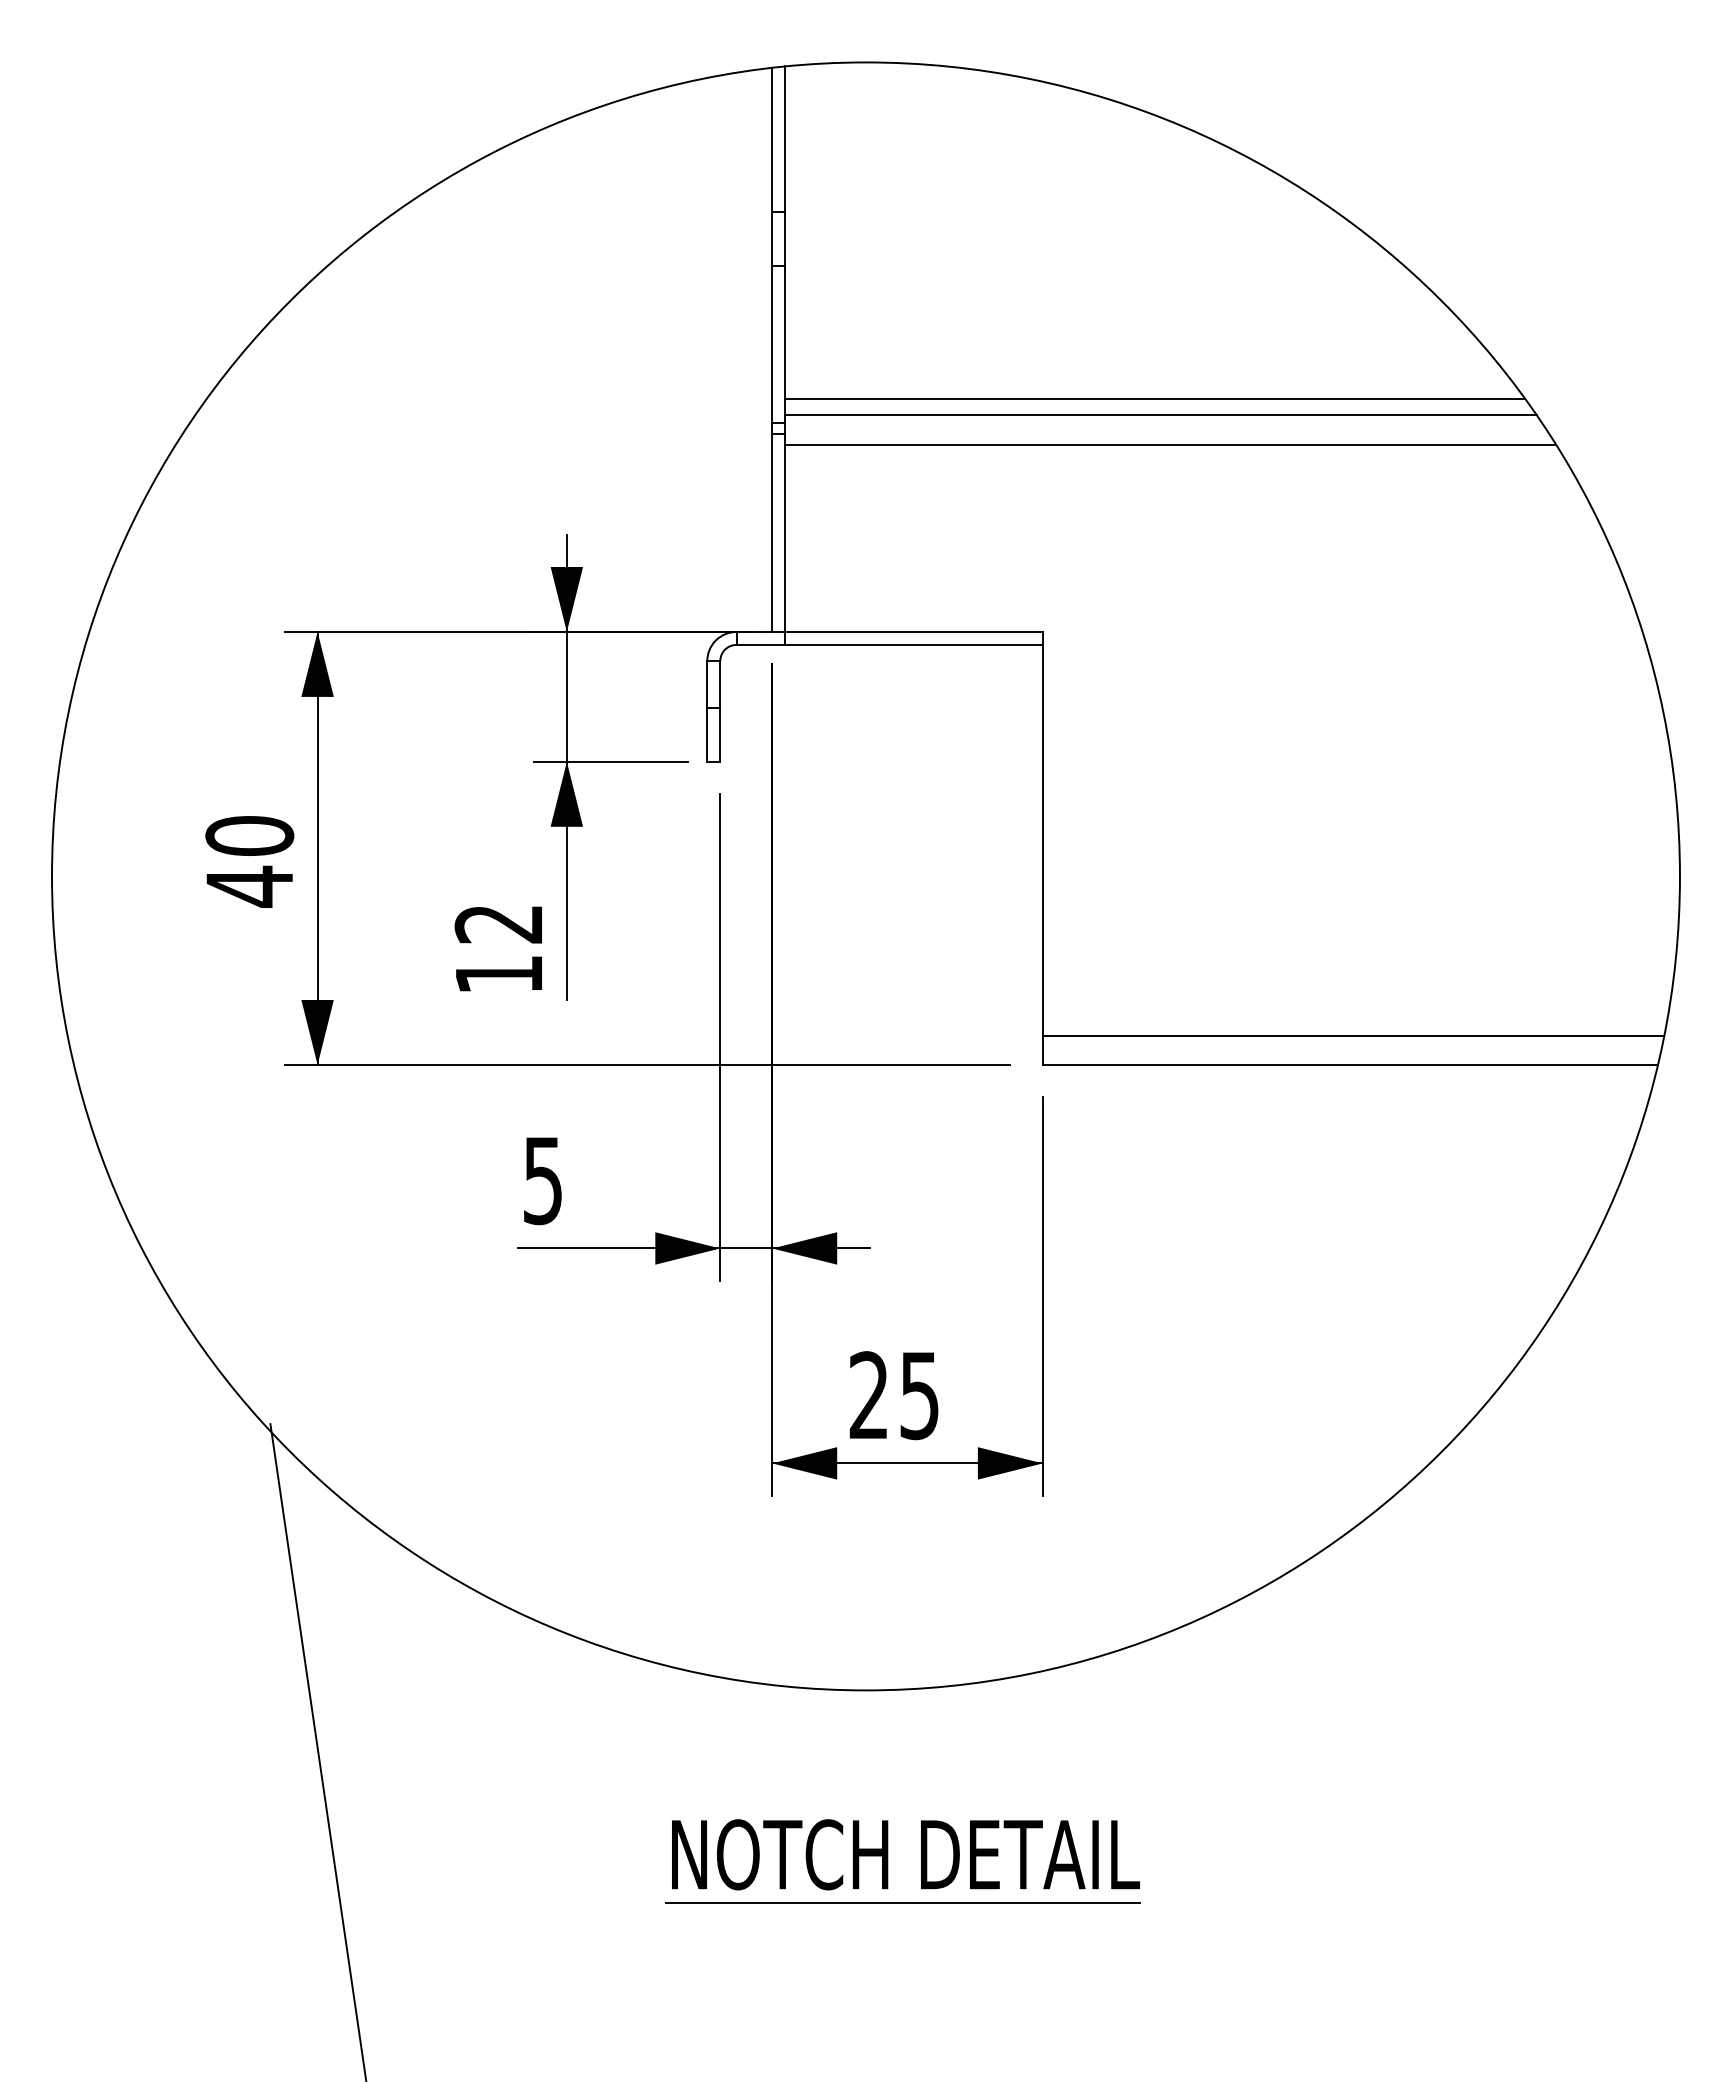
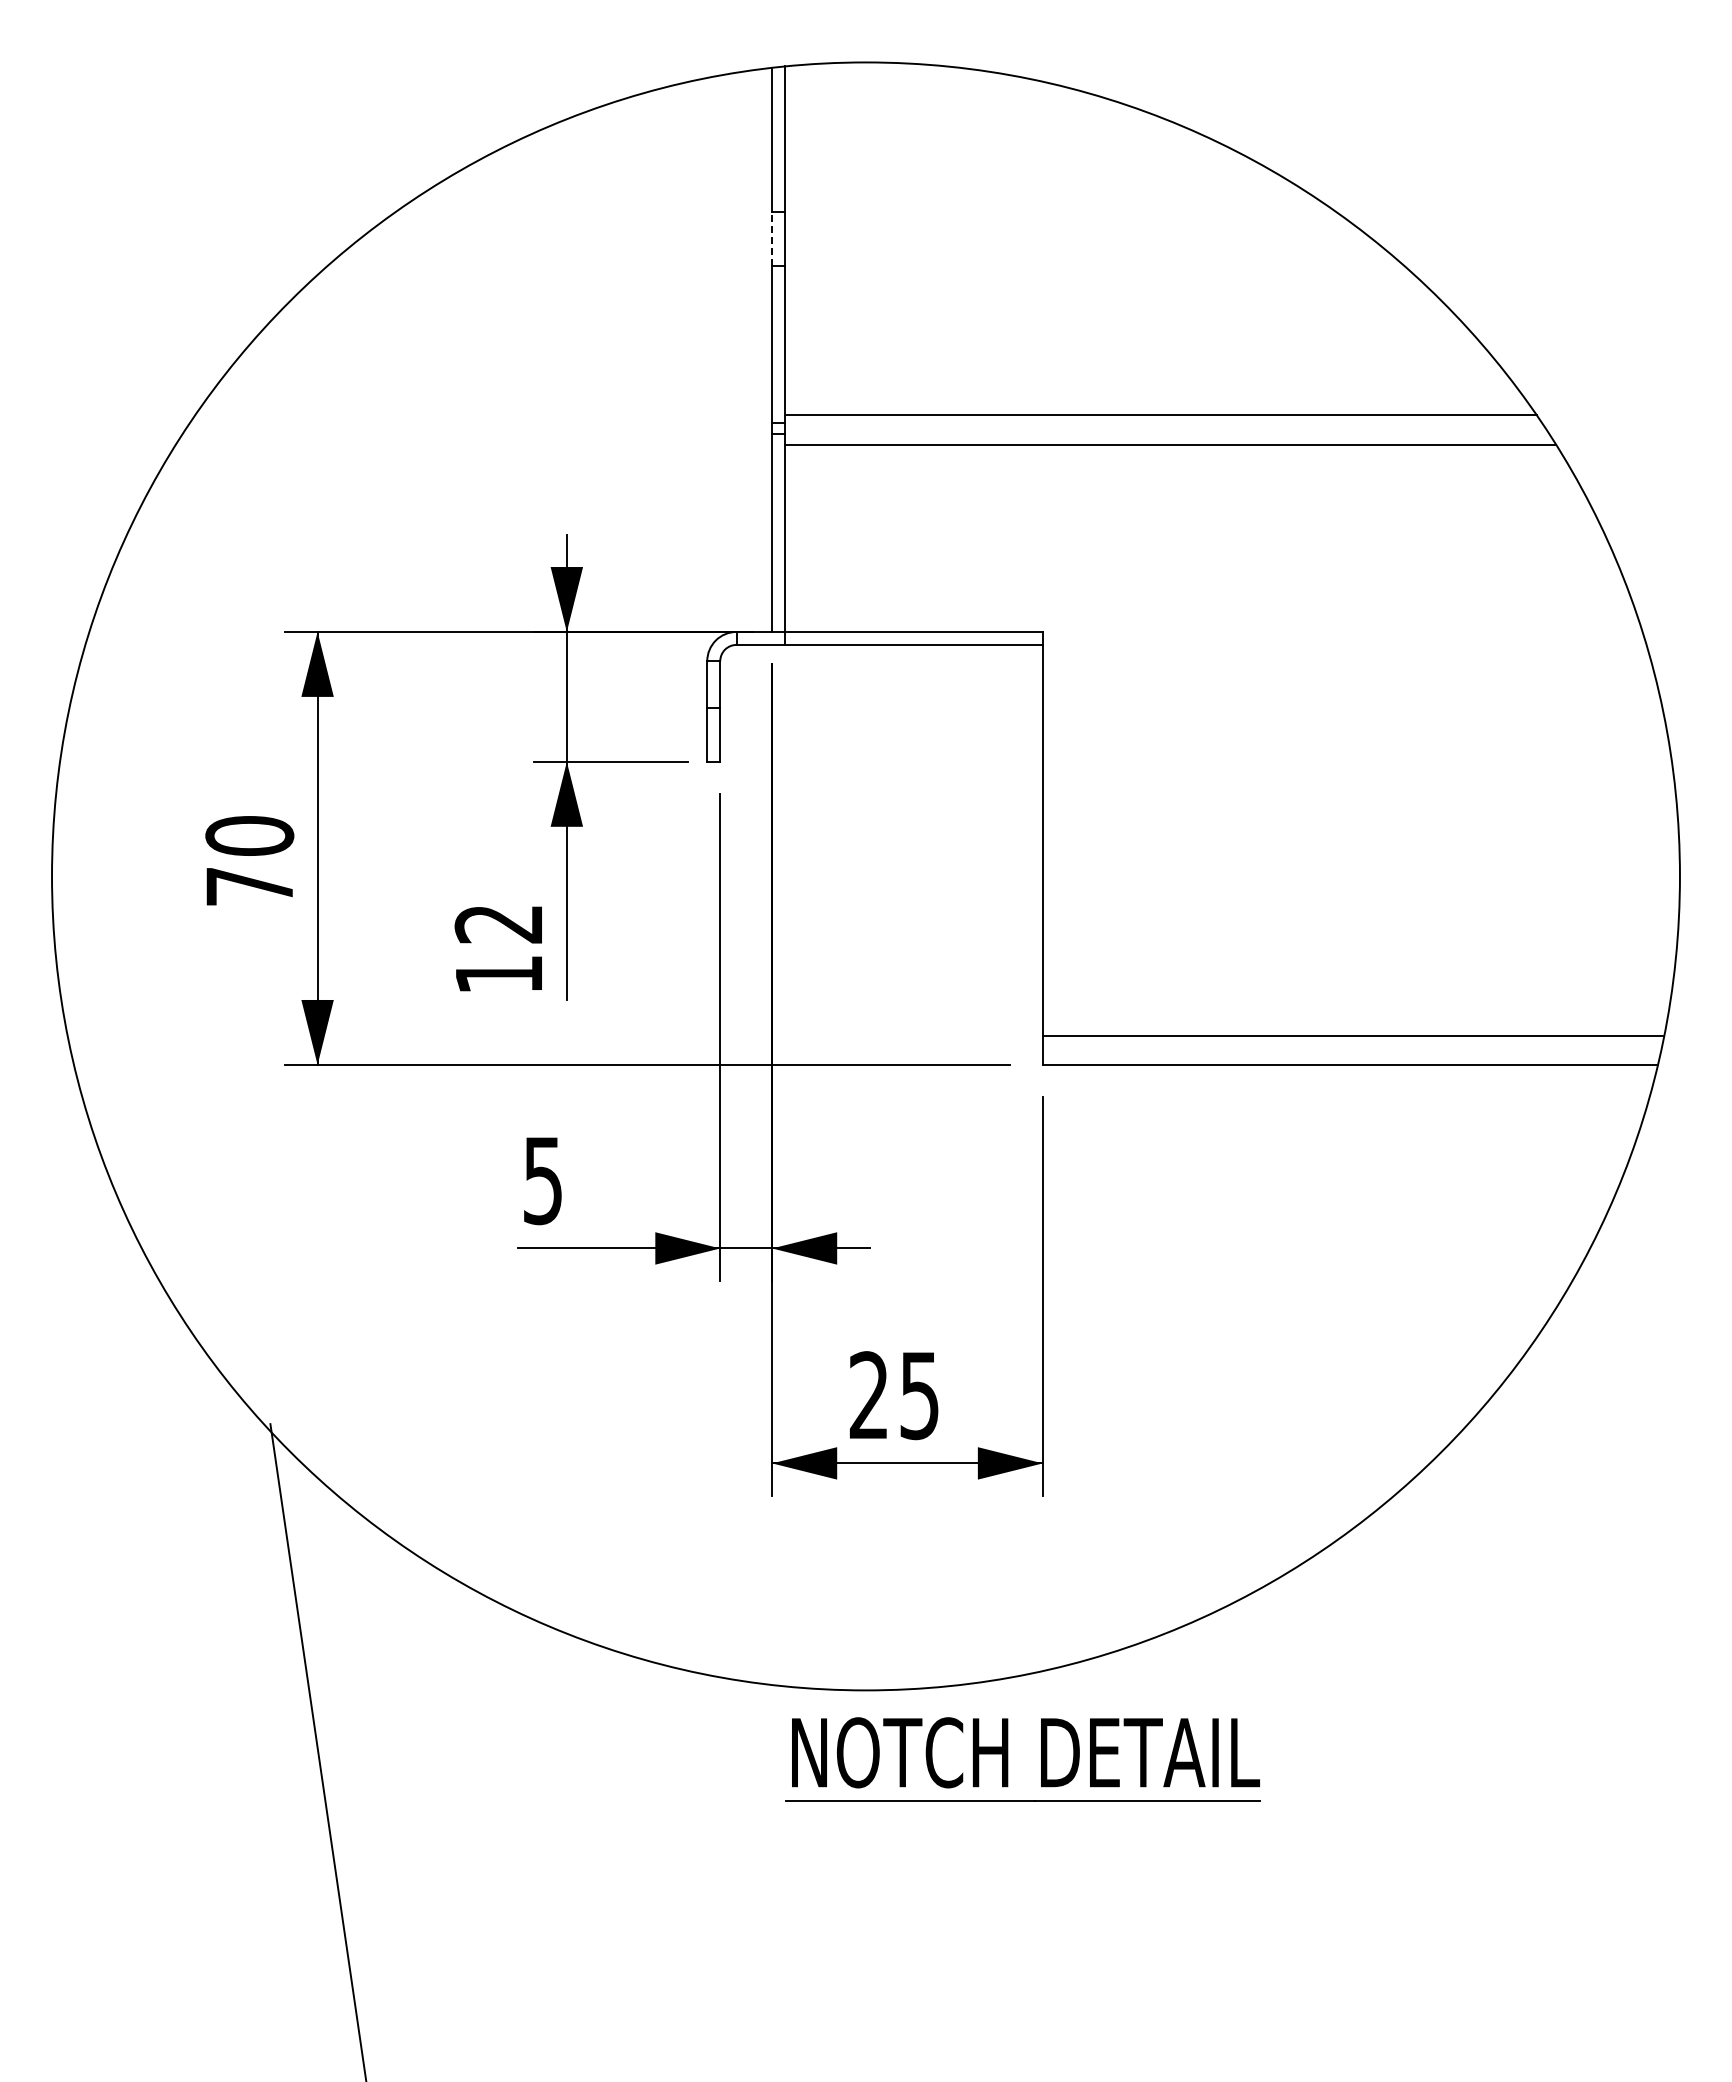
line: solid -> dashed (772, 238)
line: present -> none (1155, 399)
text: 40 -> 70 (249, 886)
part position: (888, 1861) -> (1008, 1759) (1008, 1759)
